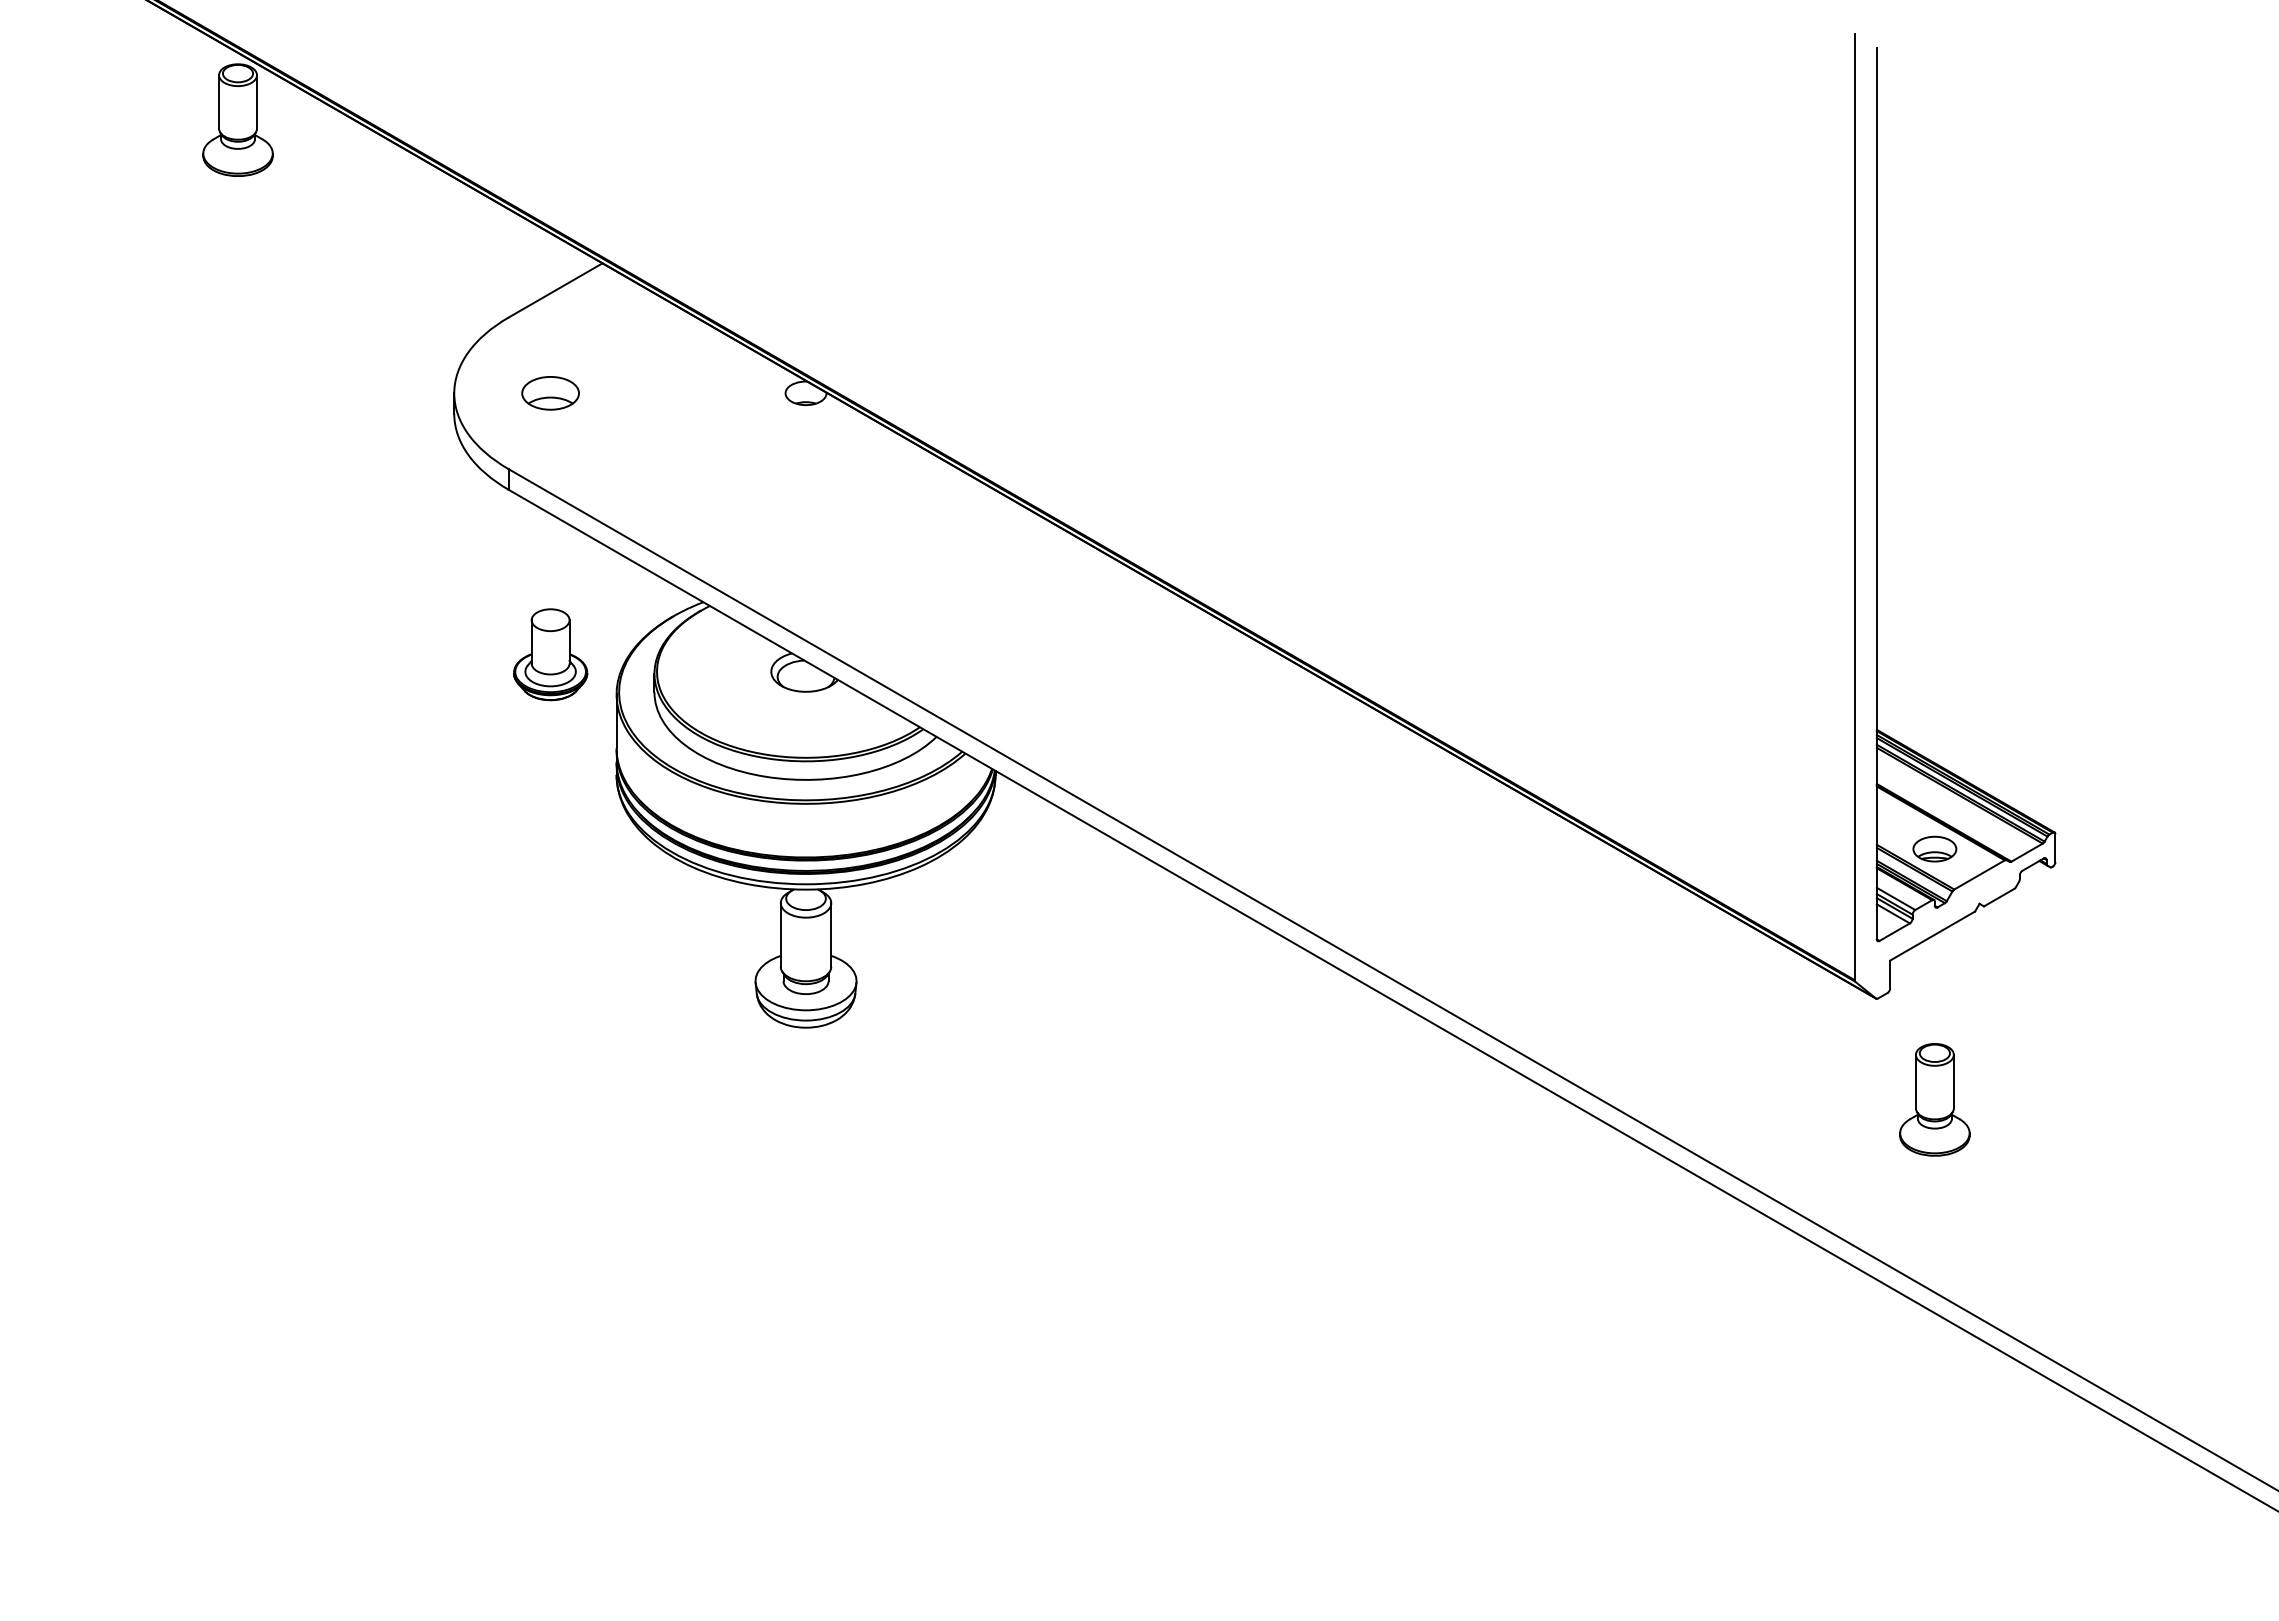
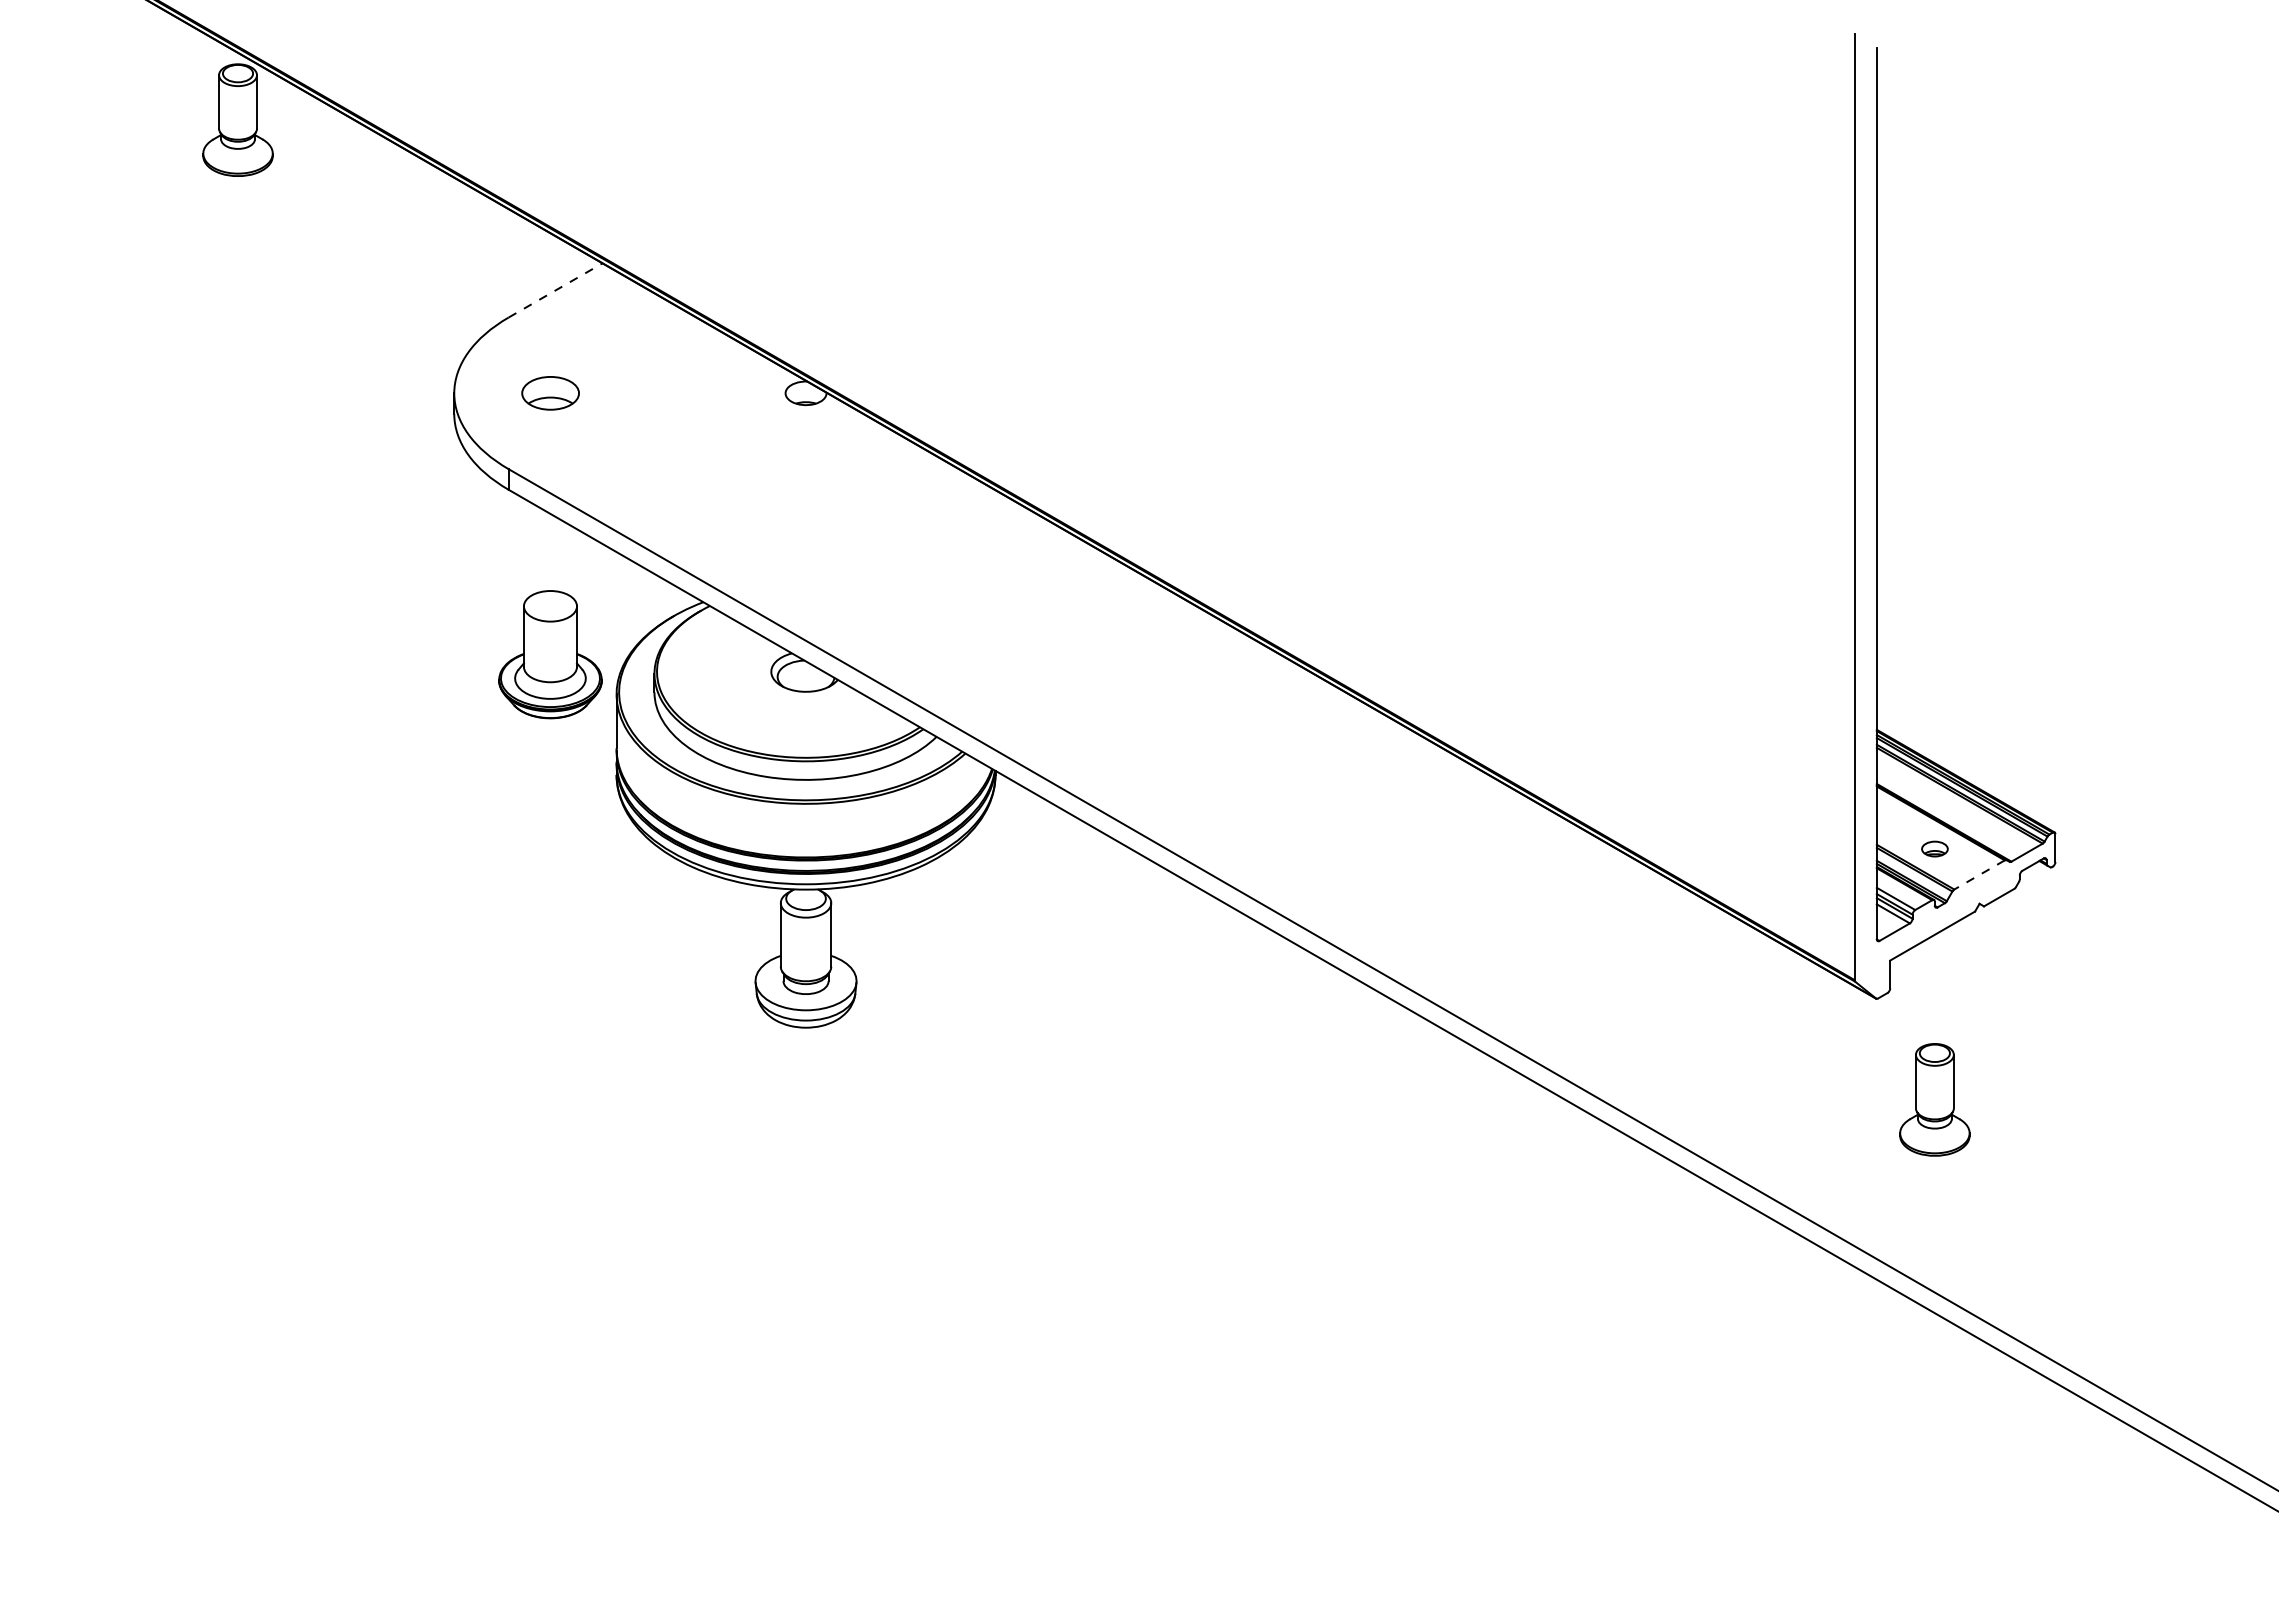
line: solid -> dashed (556, 290)
part size: 76x94 px -> 105x130 px (550, 654)
part size: 46x28 px -> 28x18 px (1934, 848)
line: solid -> dashed (1979, 875)
